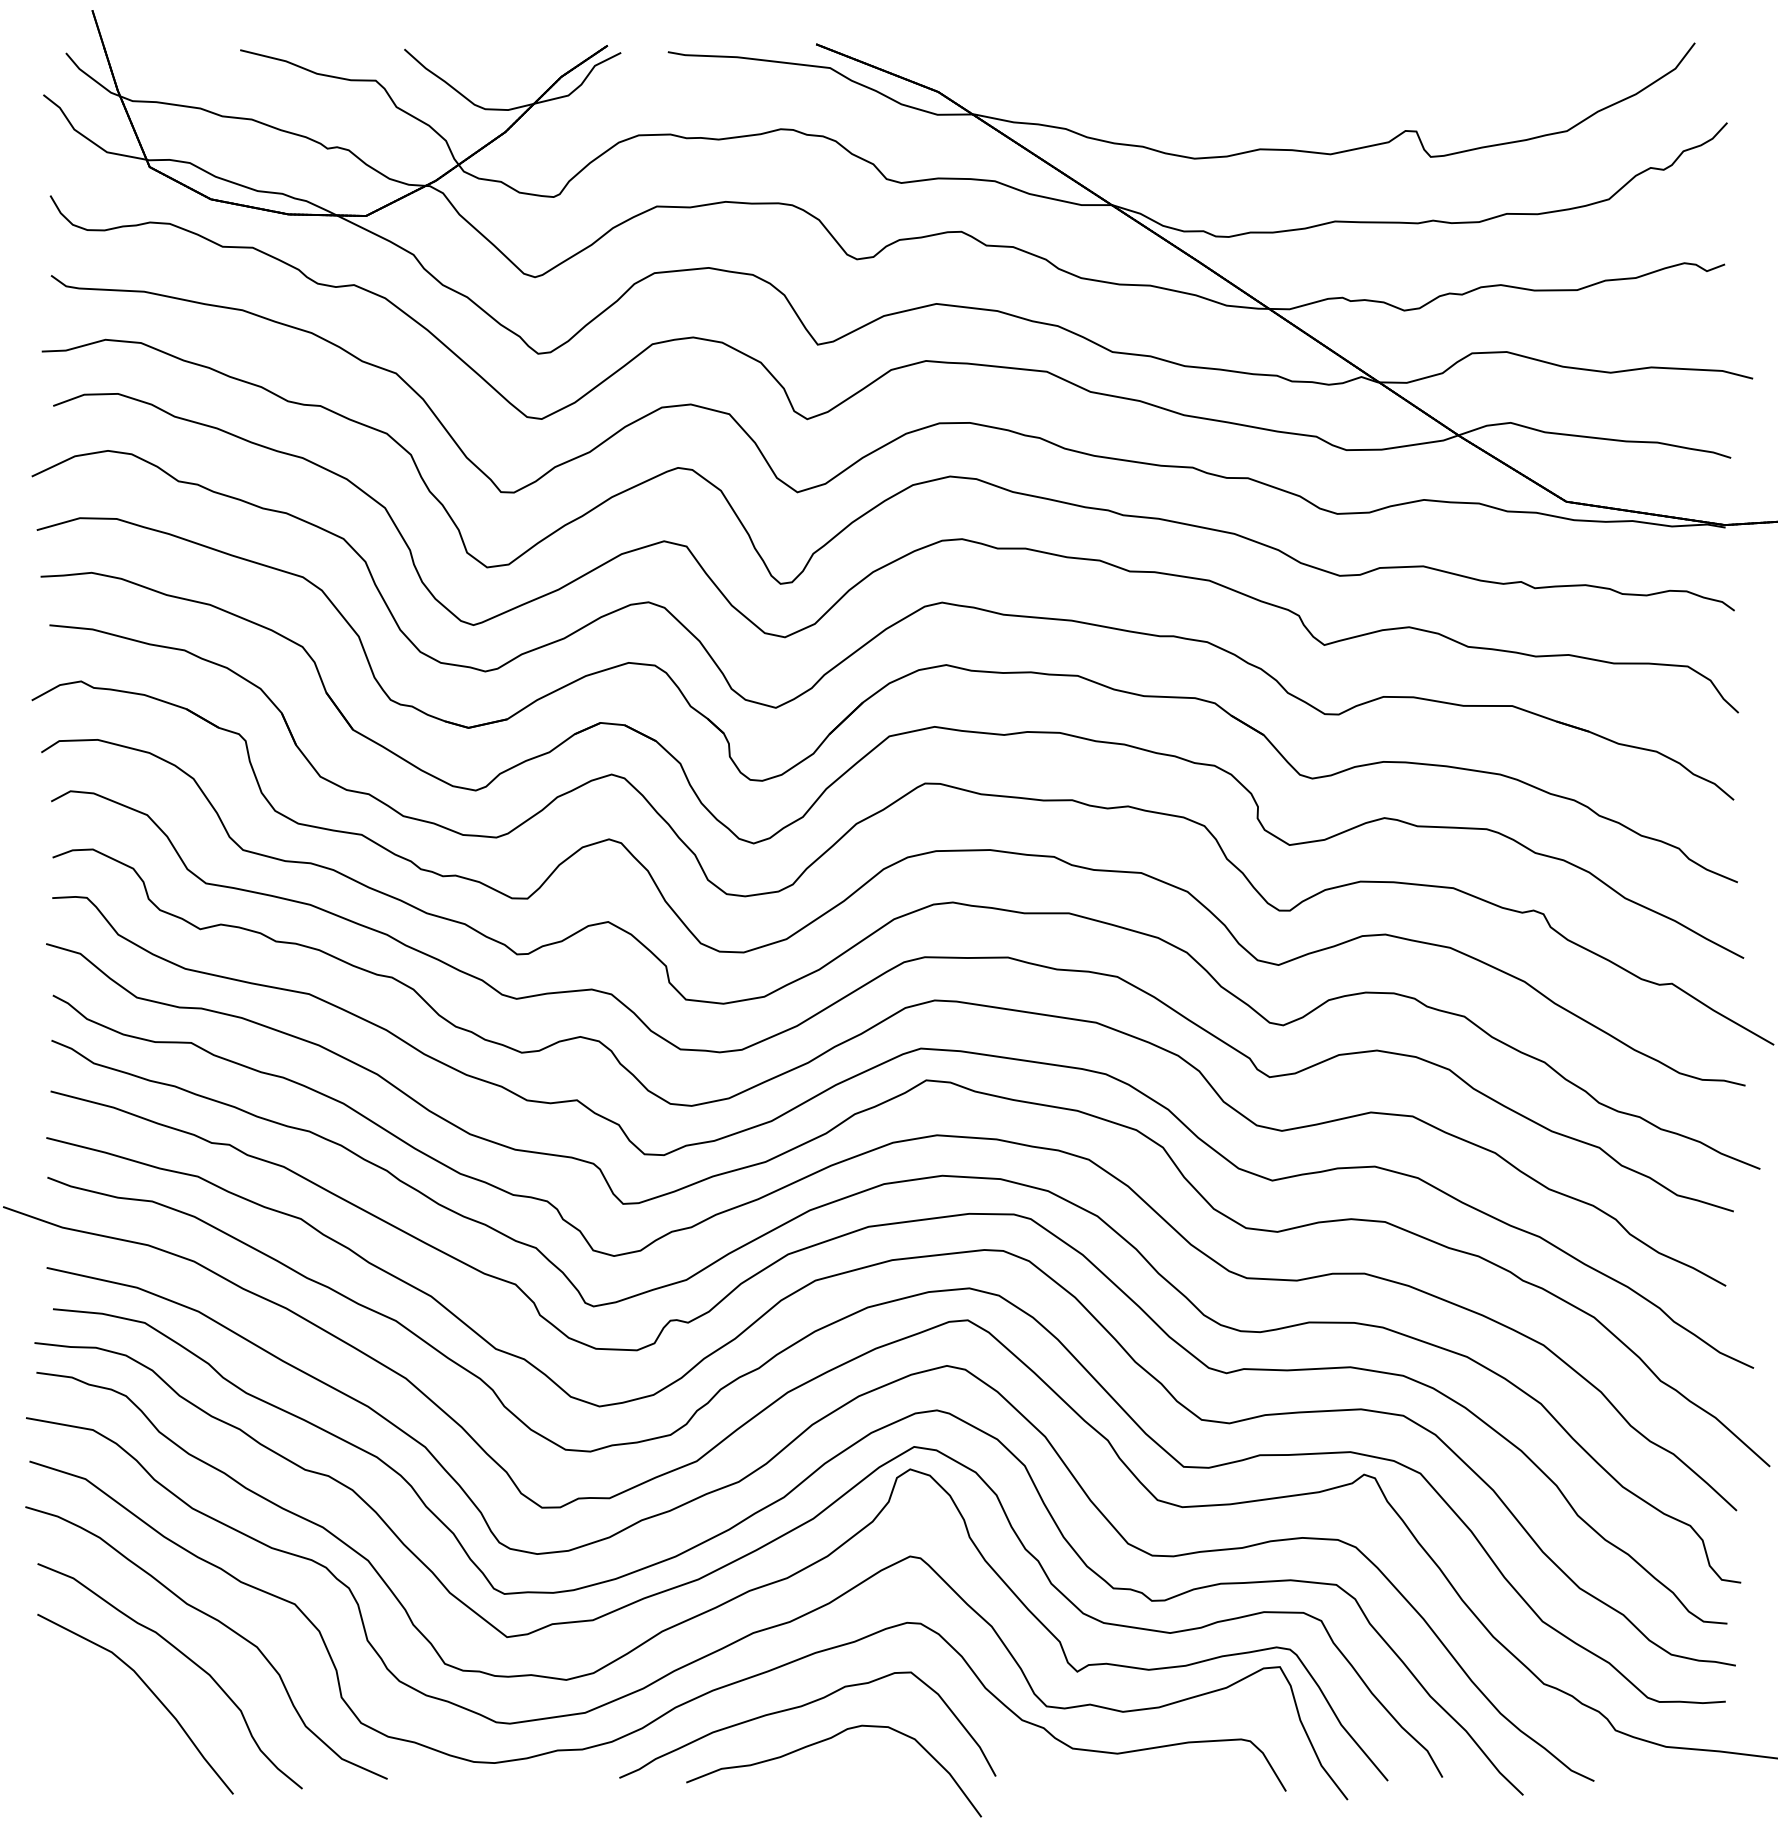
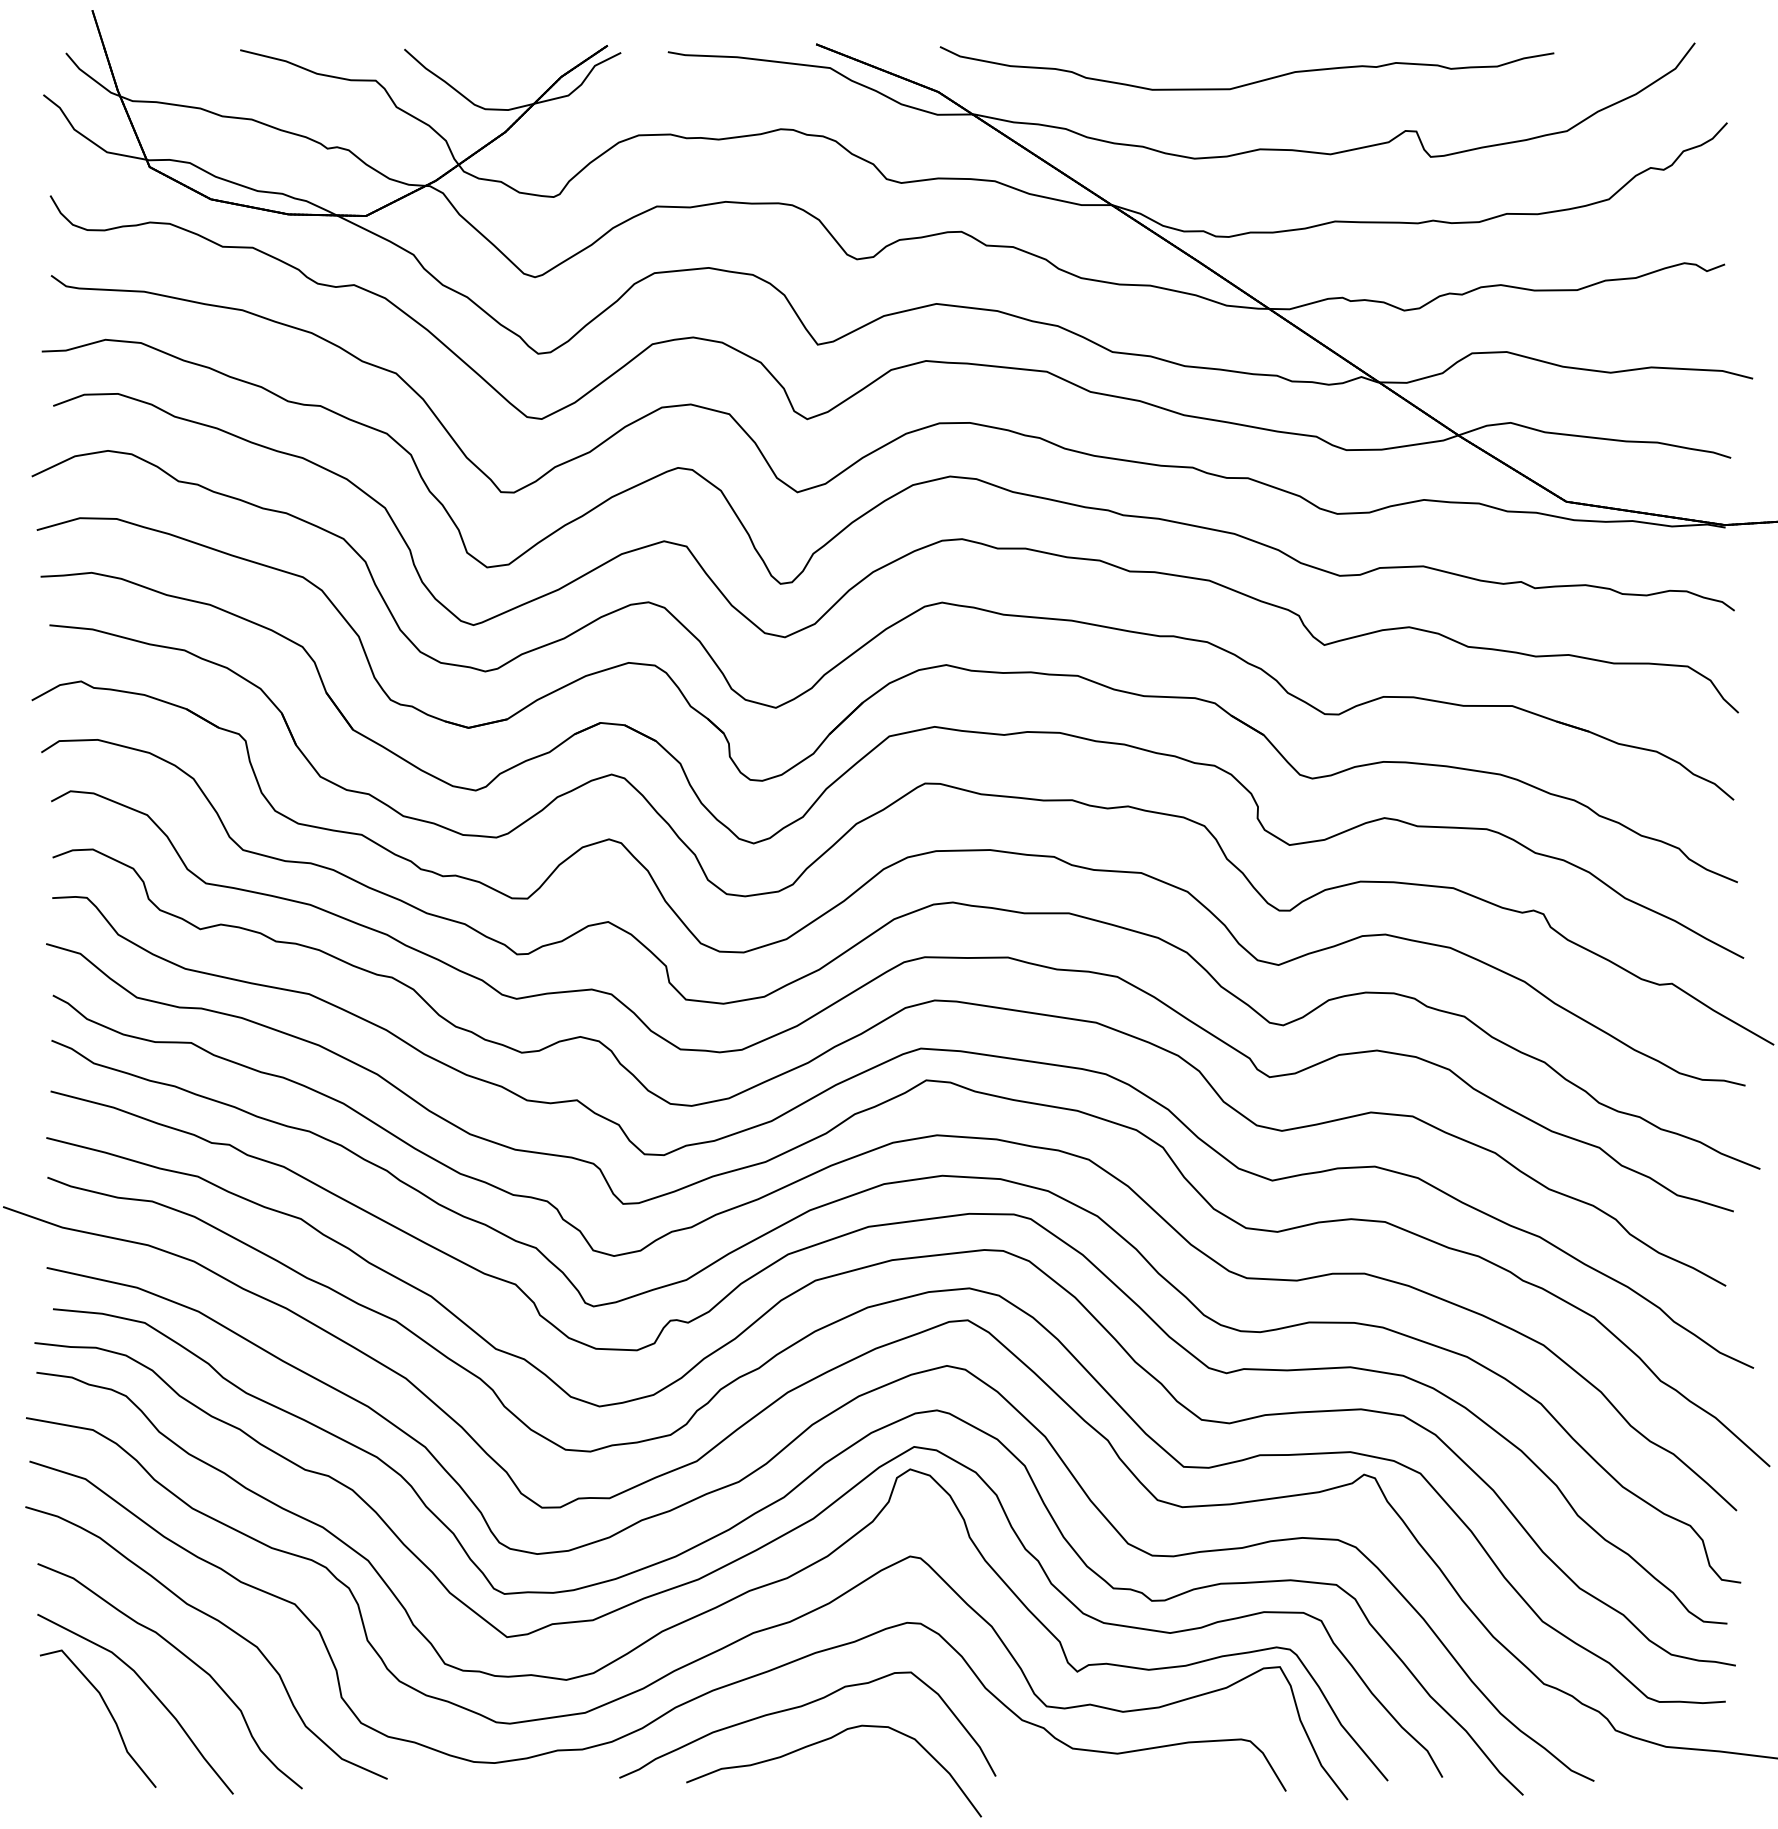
part: none -> present (1250, 82)
curve: none -> present (109, 1713)
